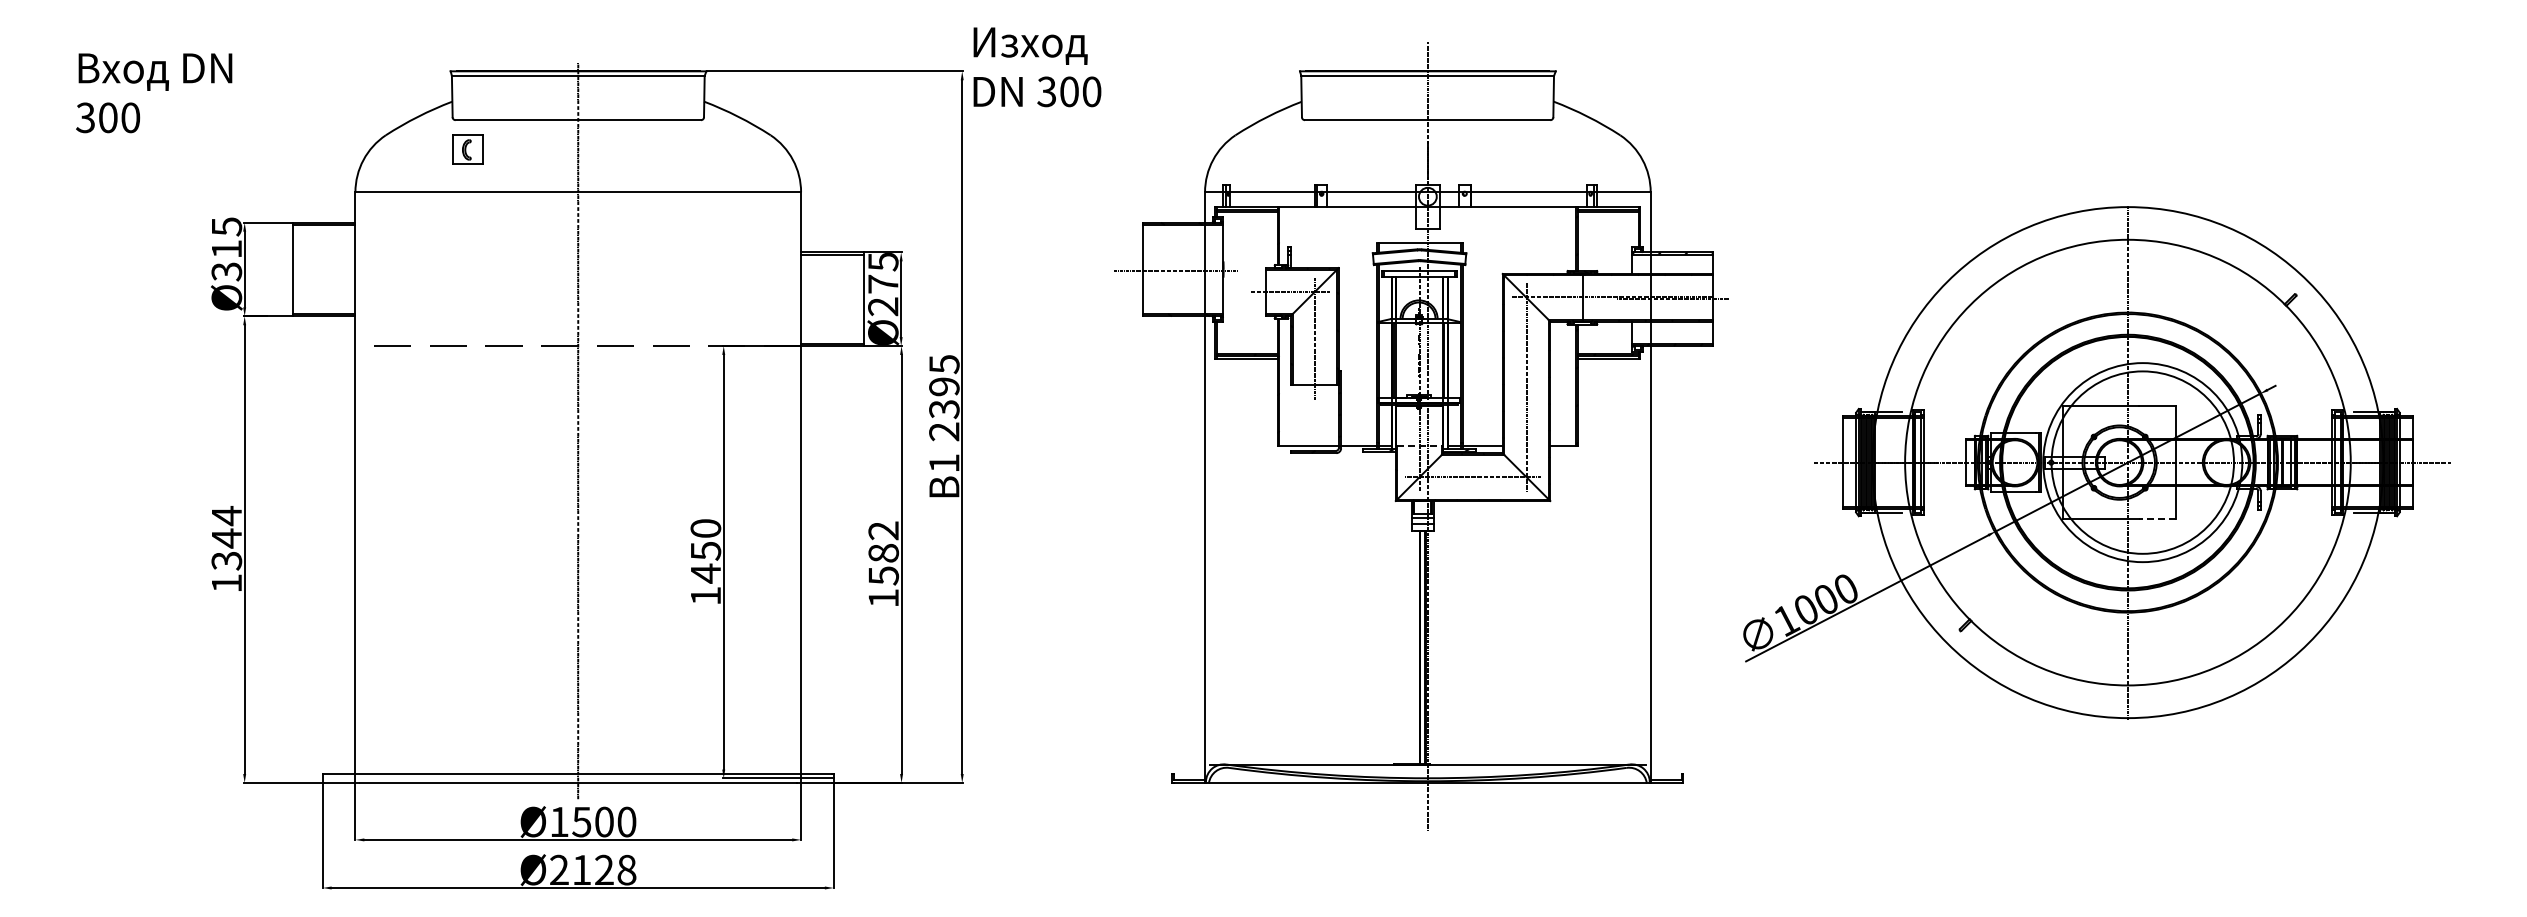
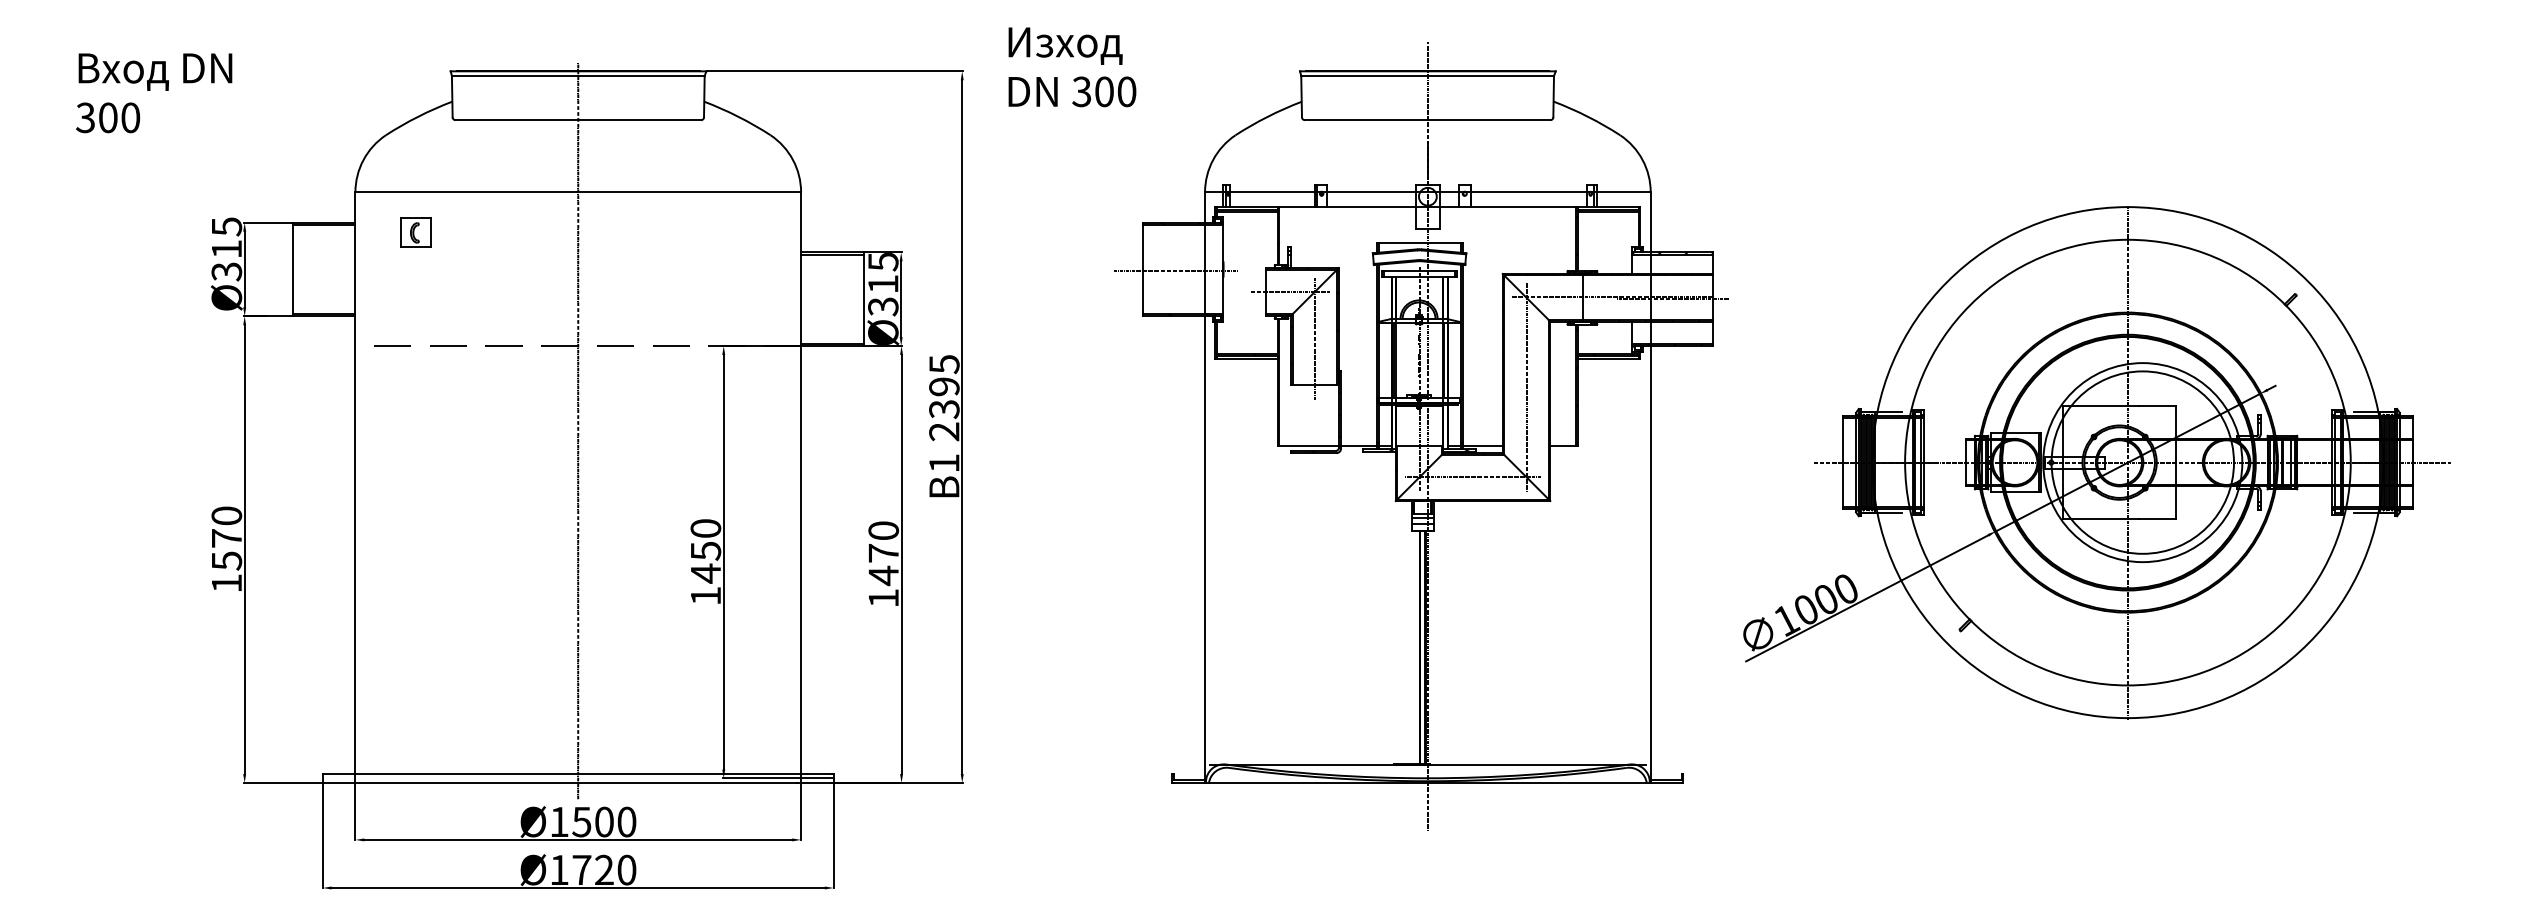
text position: (1037, 67) -> (1072, 67) (1072, 67)
part position: (467, 149) -> (415, 232) (415, 232)
text: Ø275 -> Ø315 (883, 295)
line: dashed -> solid (1420, 446)
line: dashed -> solid (2157, 519)
text: 1344 -> 1570 (226, 538)
text: 1582 -> 1470 (883, 553)
text: Ø2128 -> Ø1720 (593, 869)
